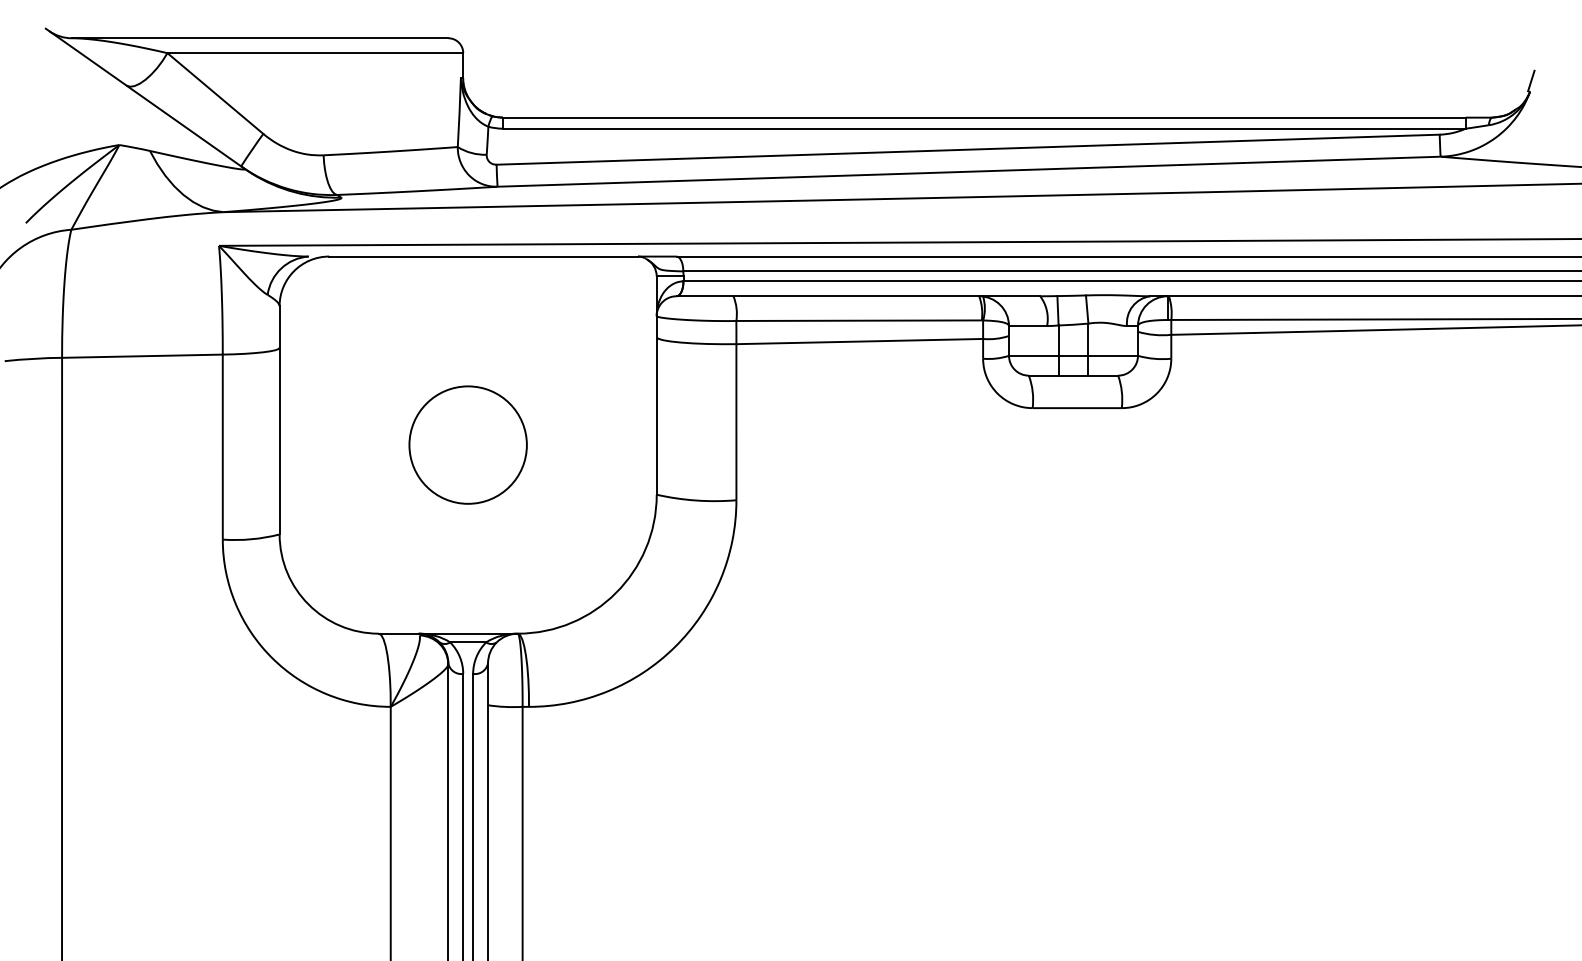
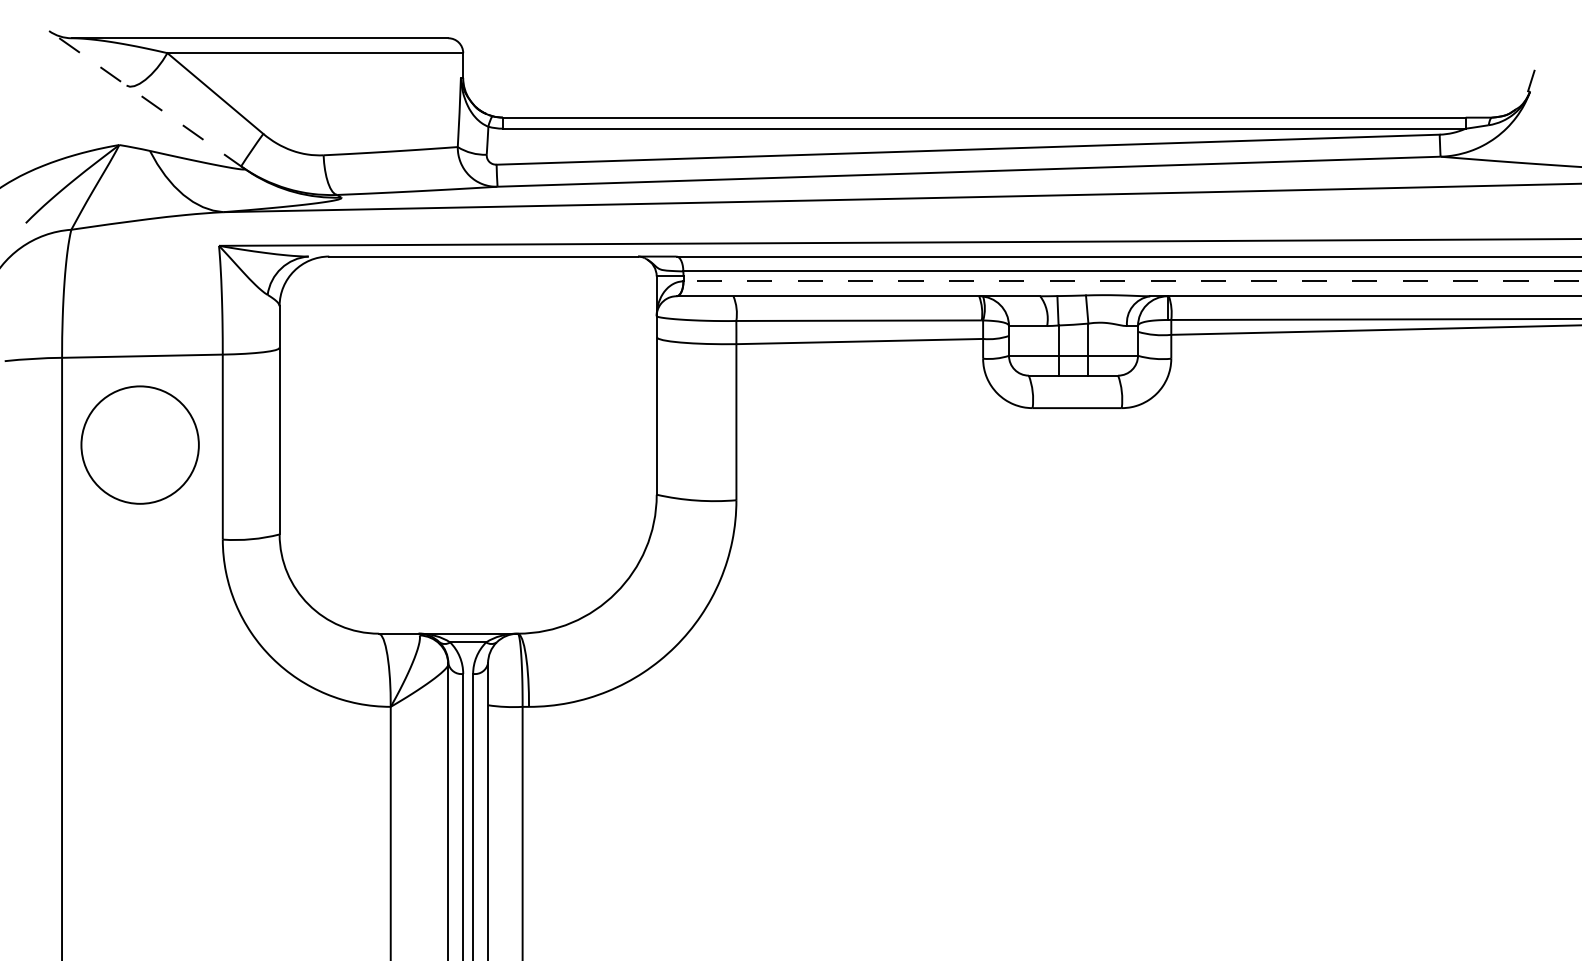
line: solid -> dashed (145, 98)
line: solid -> dashed (1132, 281)
circle position: (467, 444) -> (139, 444) (139, 444)
